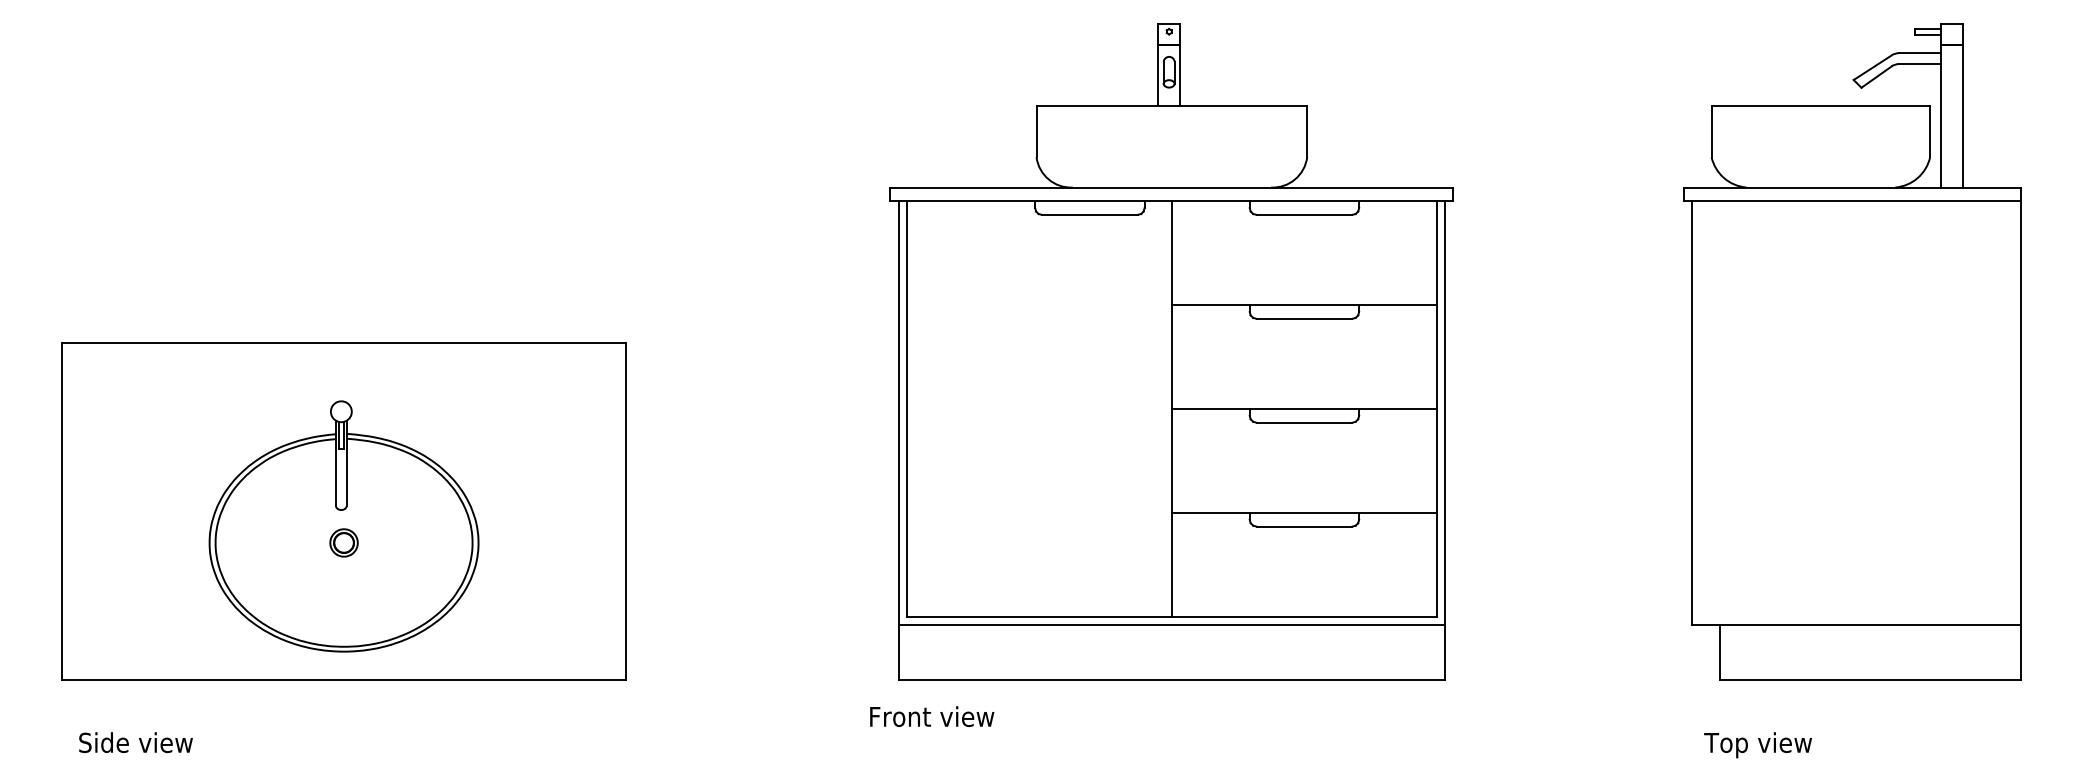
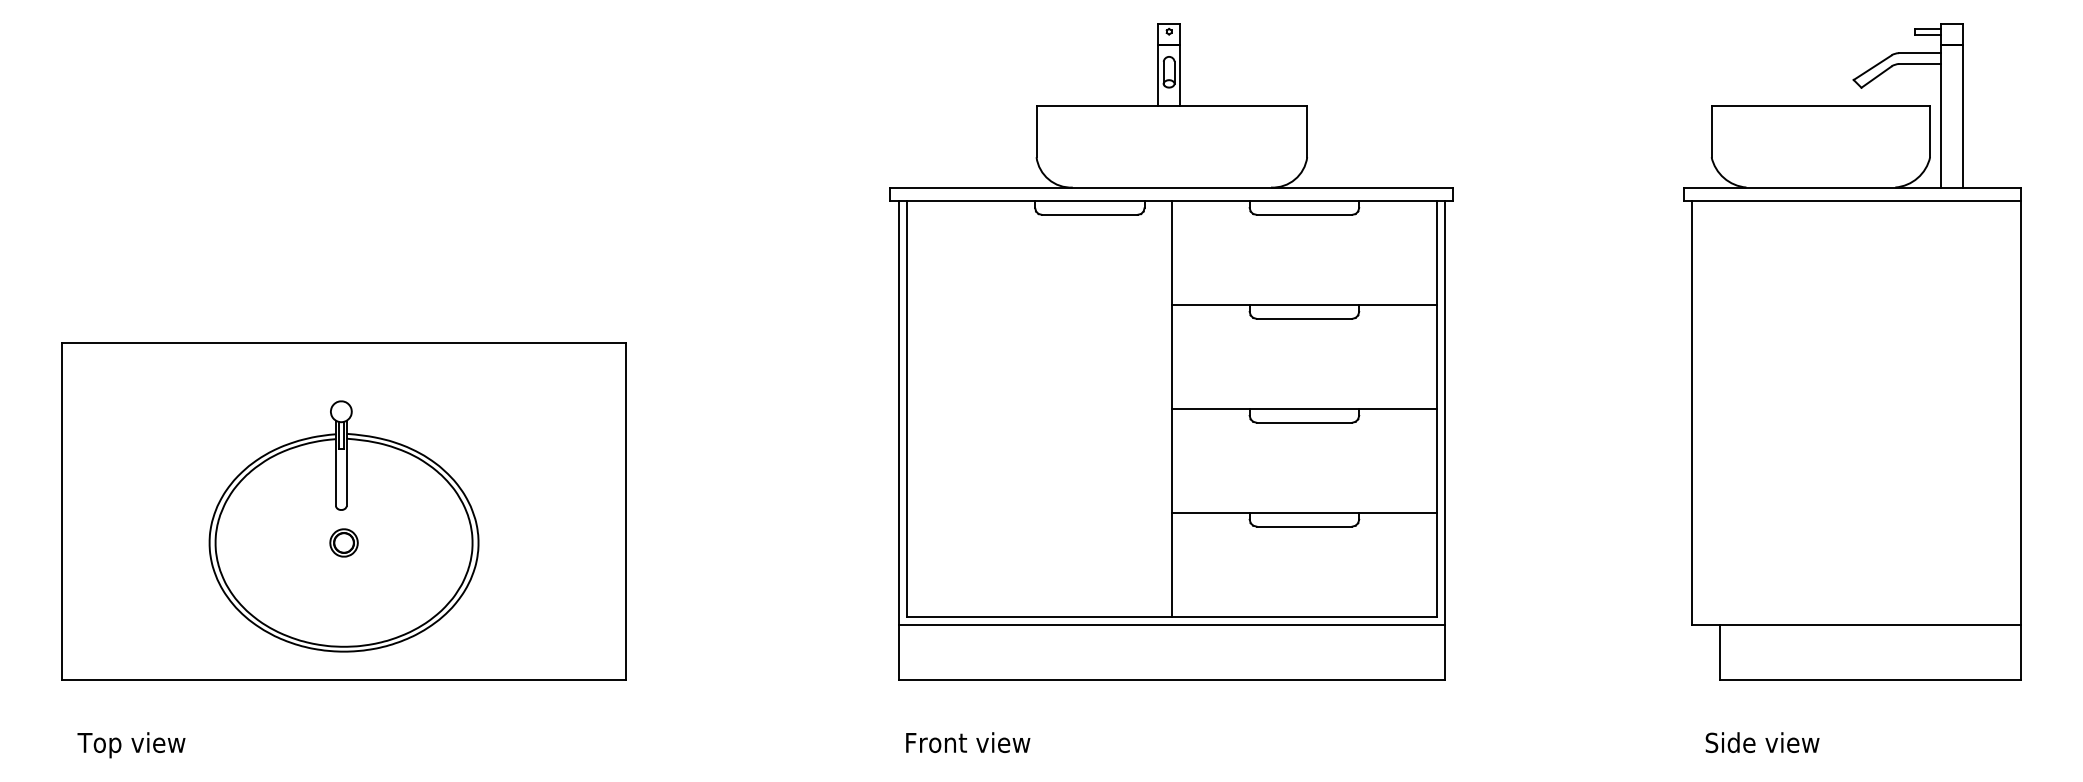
text position: (932, 716) -> (968, 742) (968, 742)
text: Side view -> Top view (134, 745)
text: Top view -> Side view (1761, 745)
